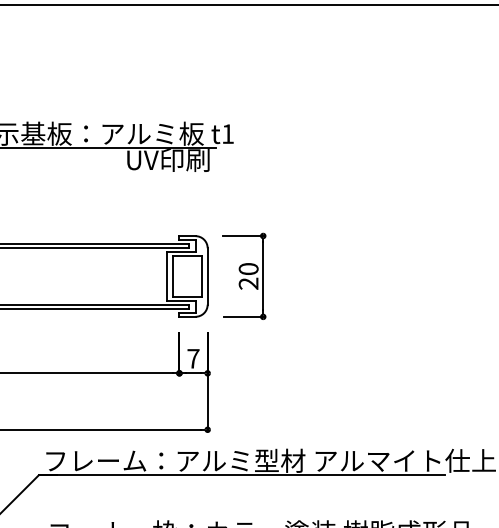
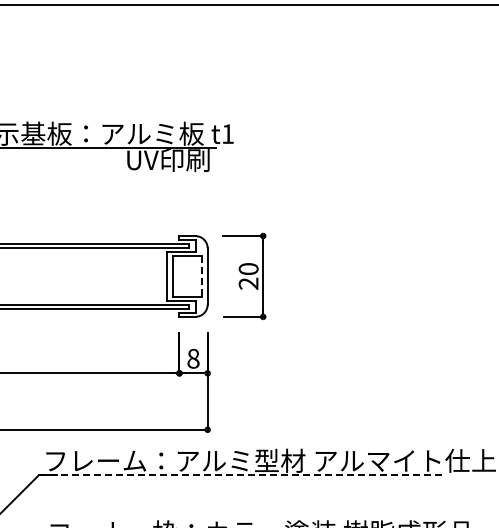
line: solid -> dashed (201, 276)
text: 7 -> 8 (193, 358)
line: solid -> dashed (242, 475)
